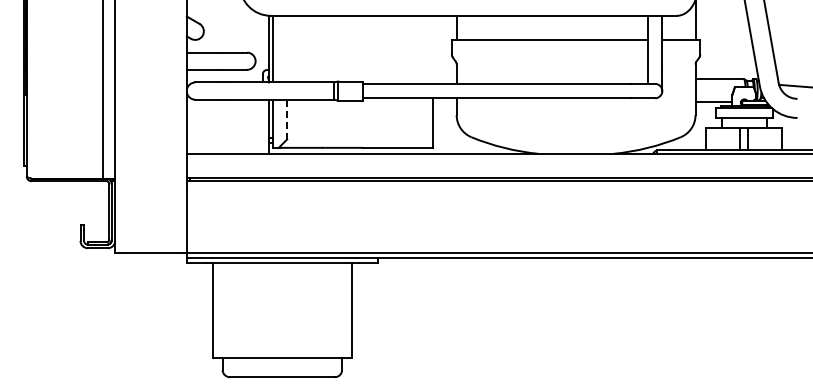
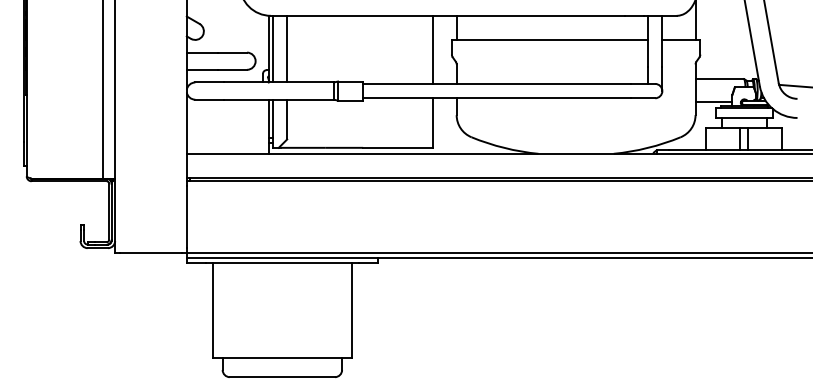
line: none -> present (287, 48)
line: none -> present (432, 49)
line: dashed -> solid (287, 119)
